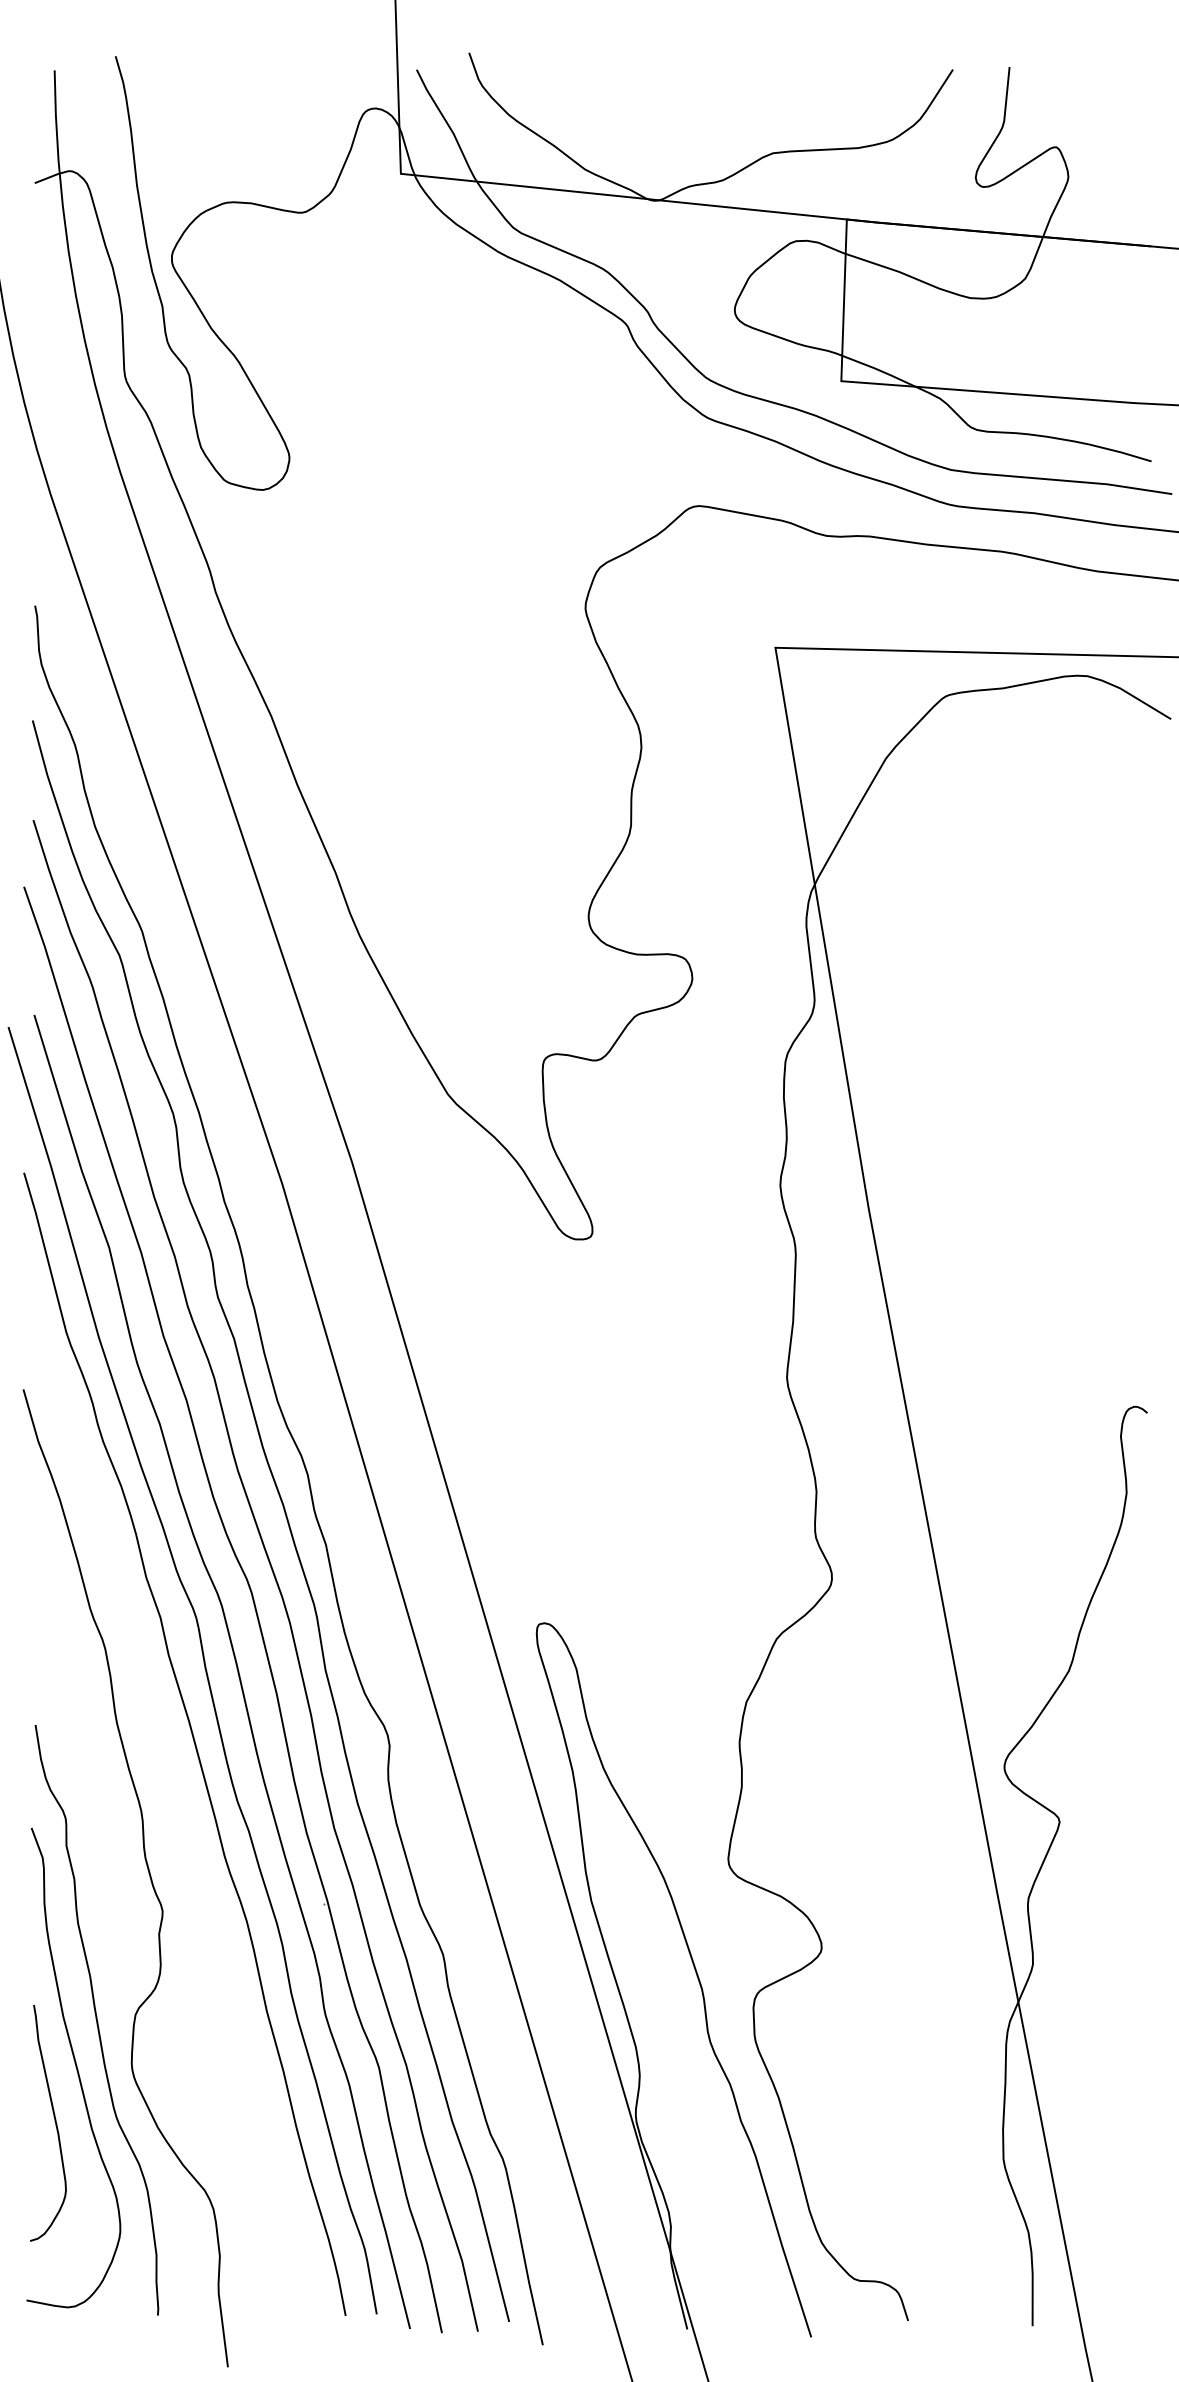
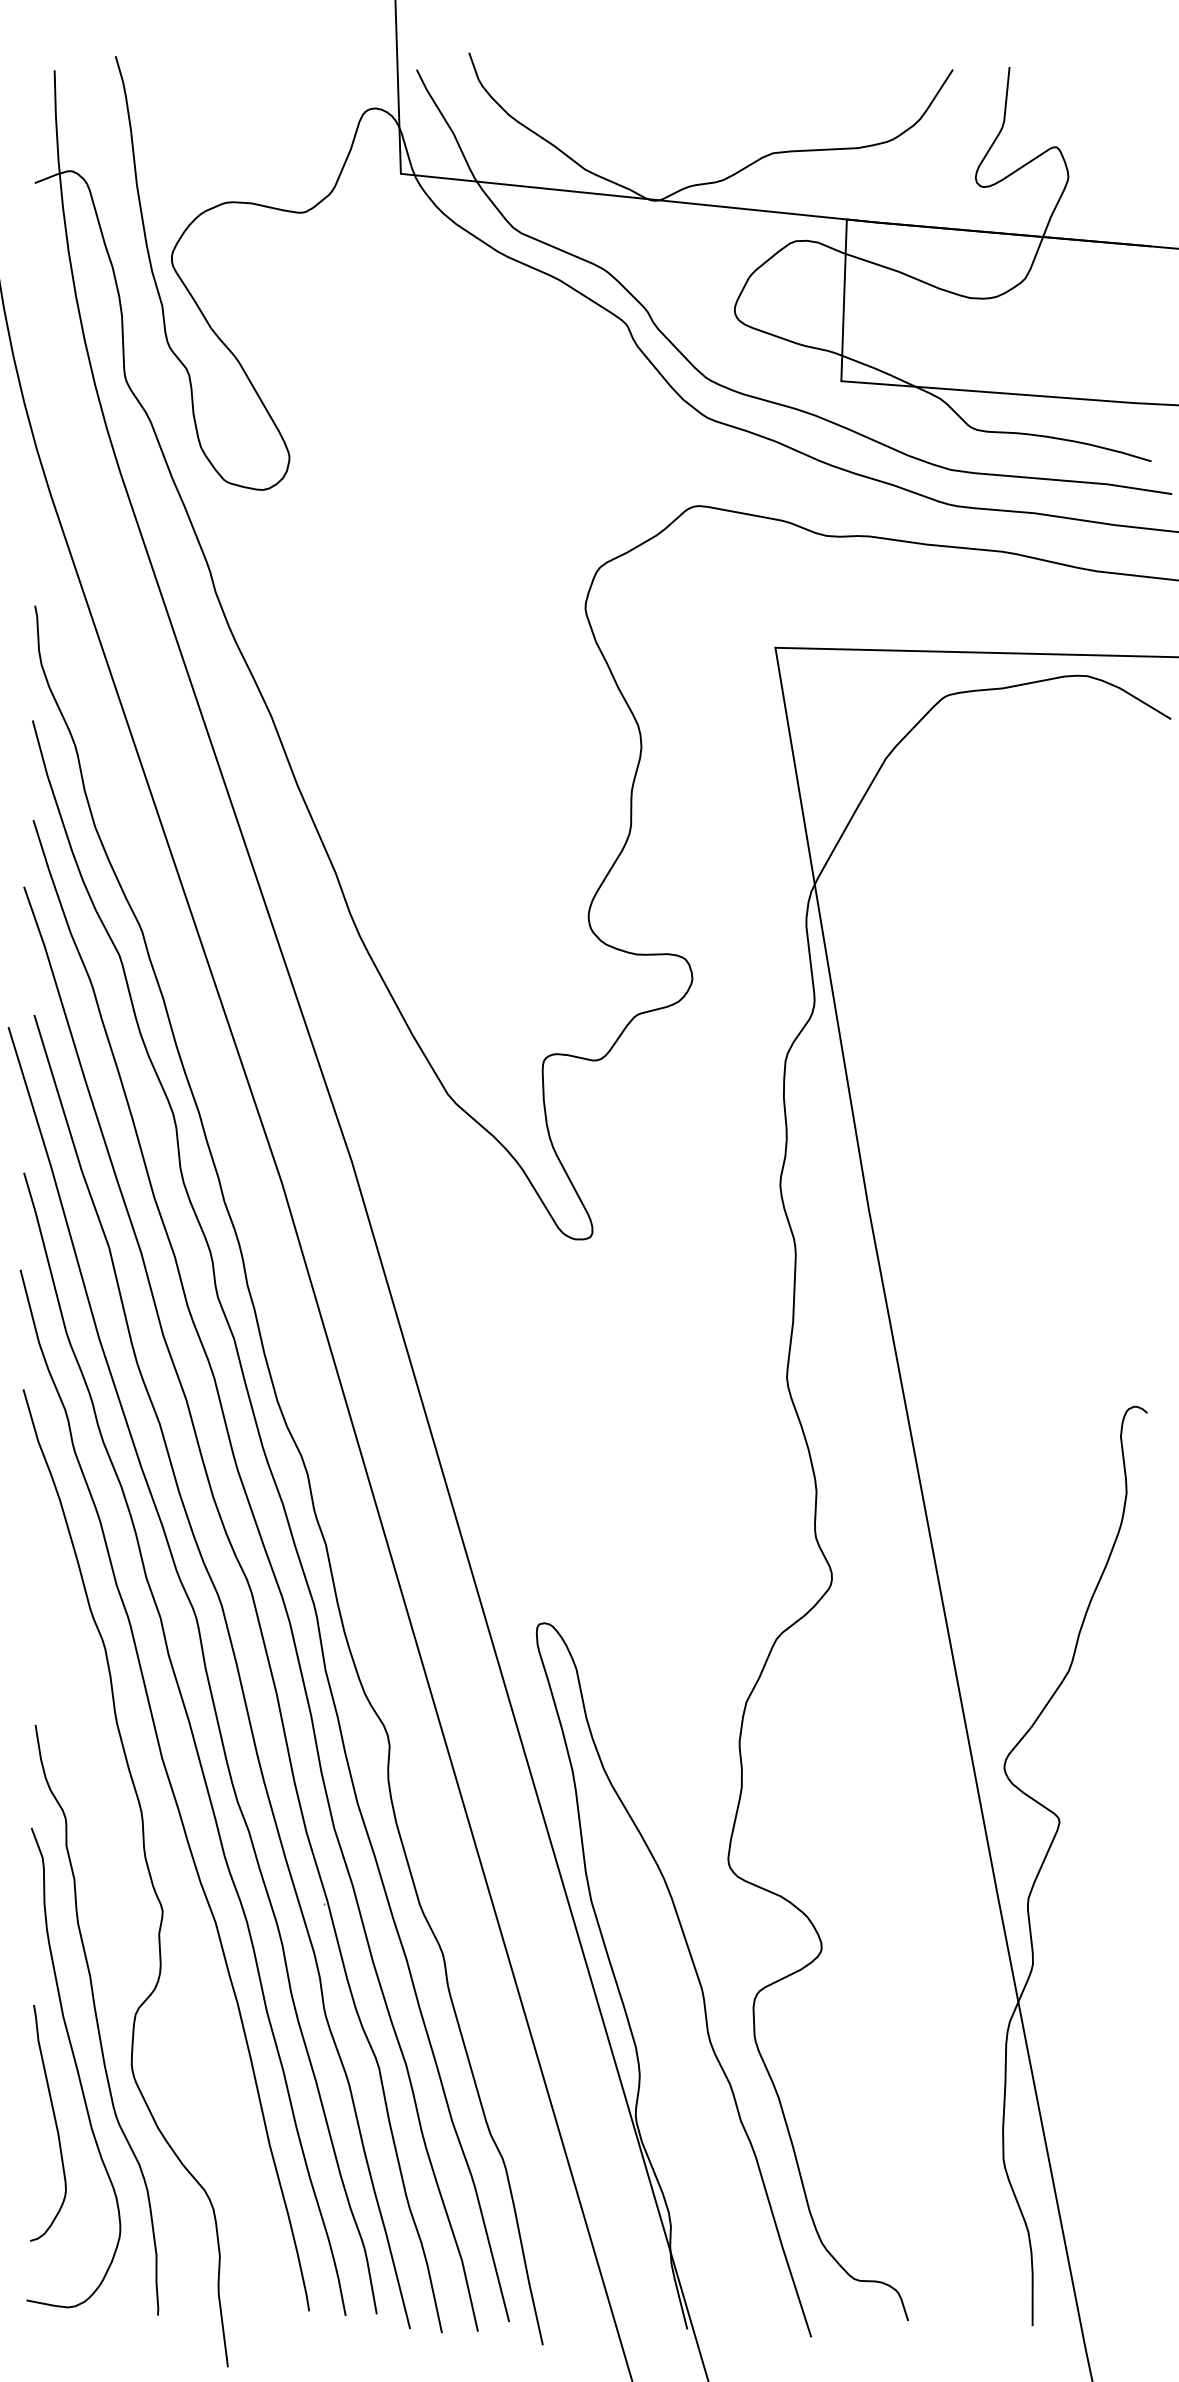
curve: none -> present (170, 1788)
